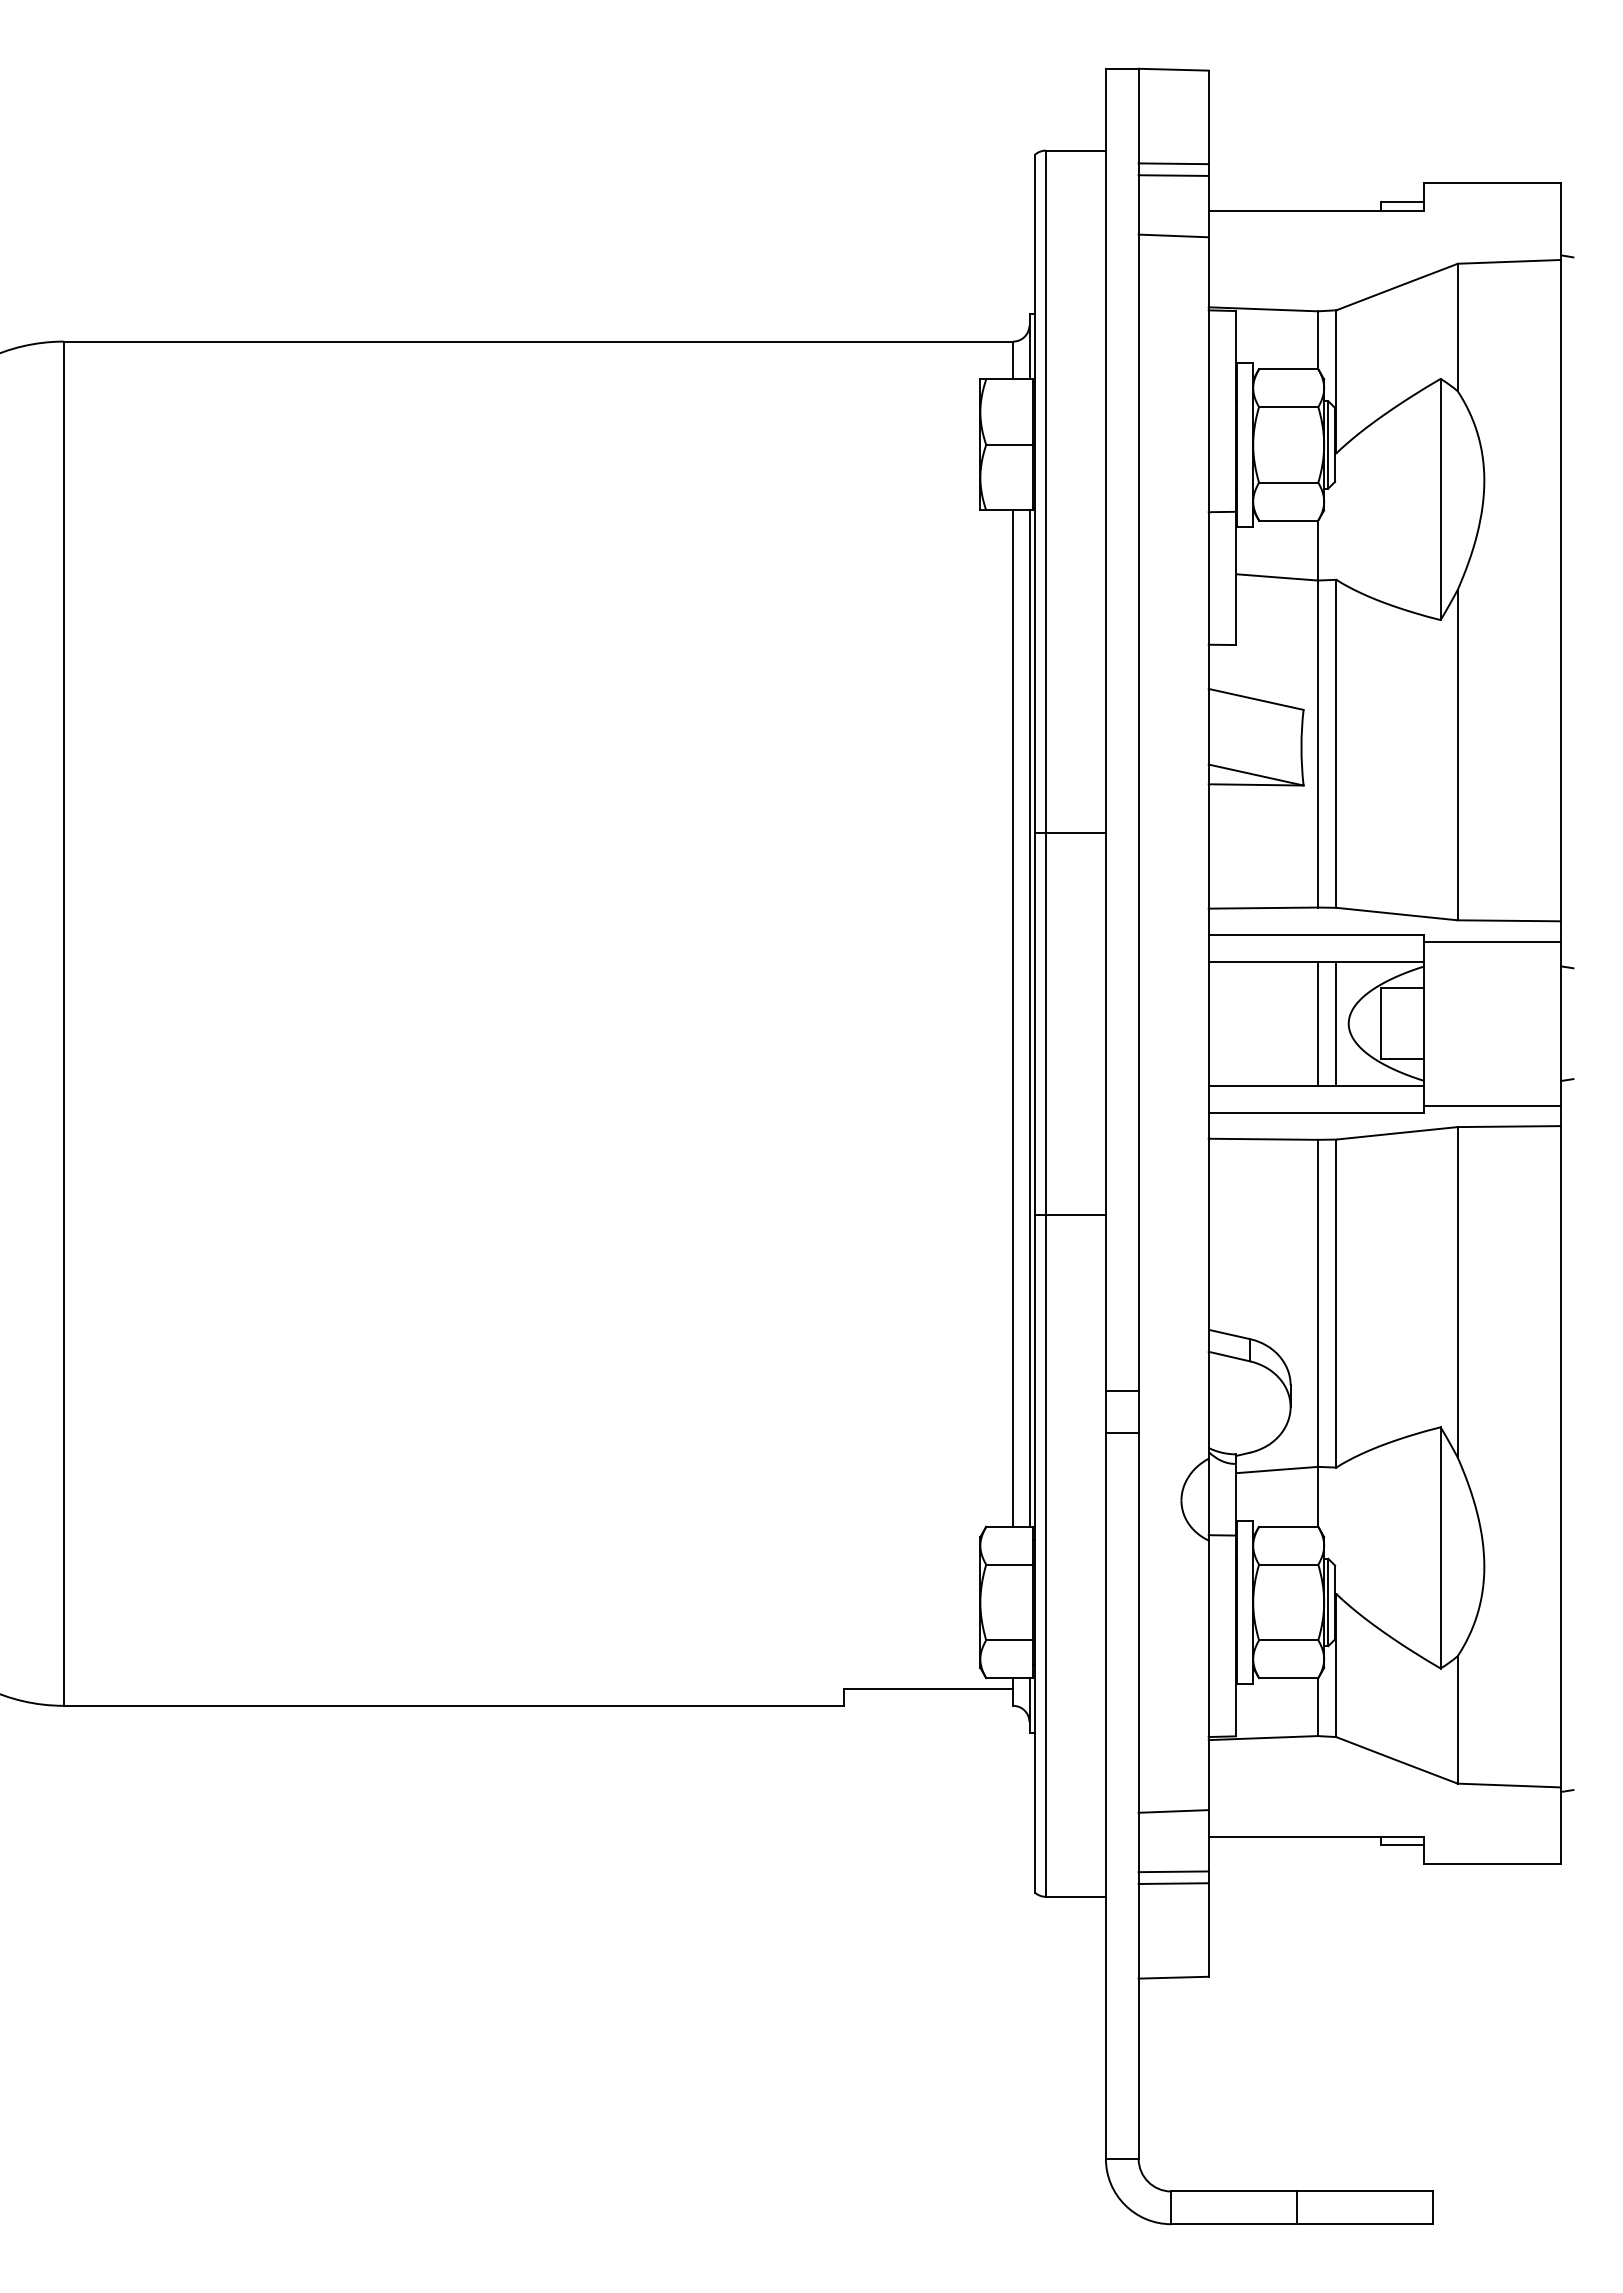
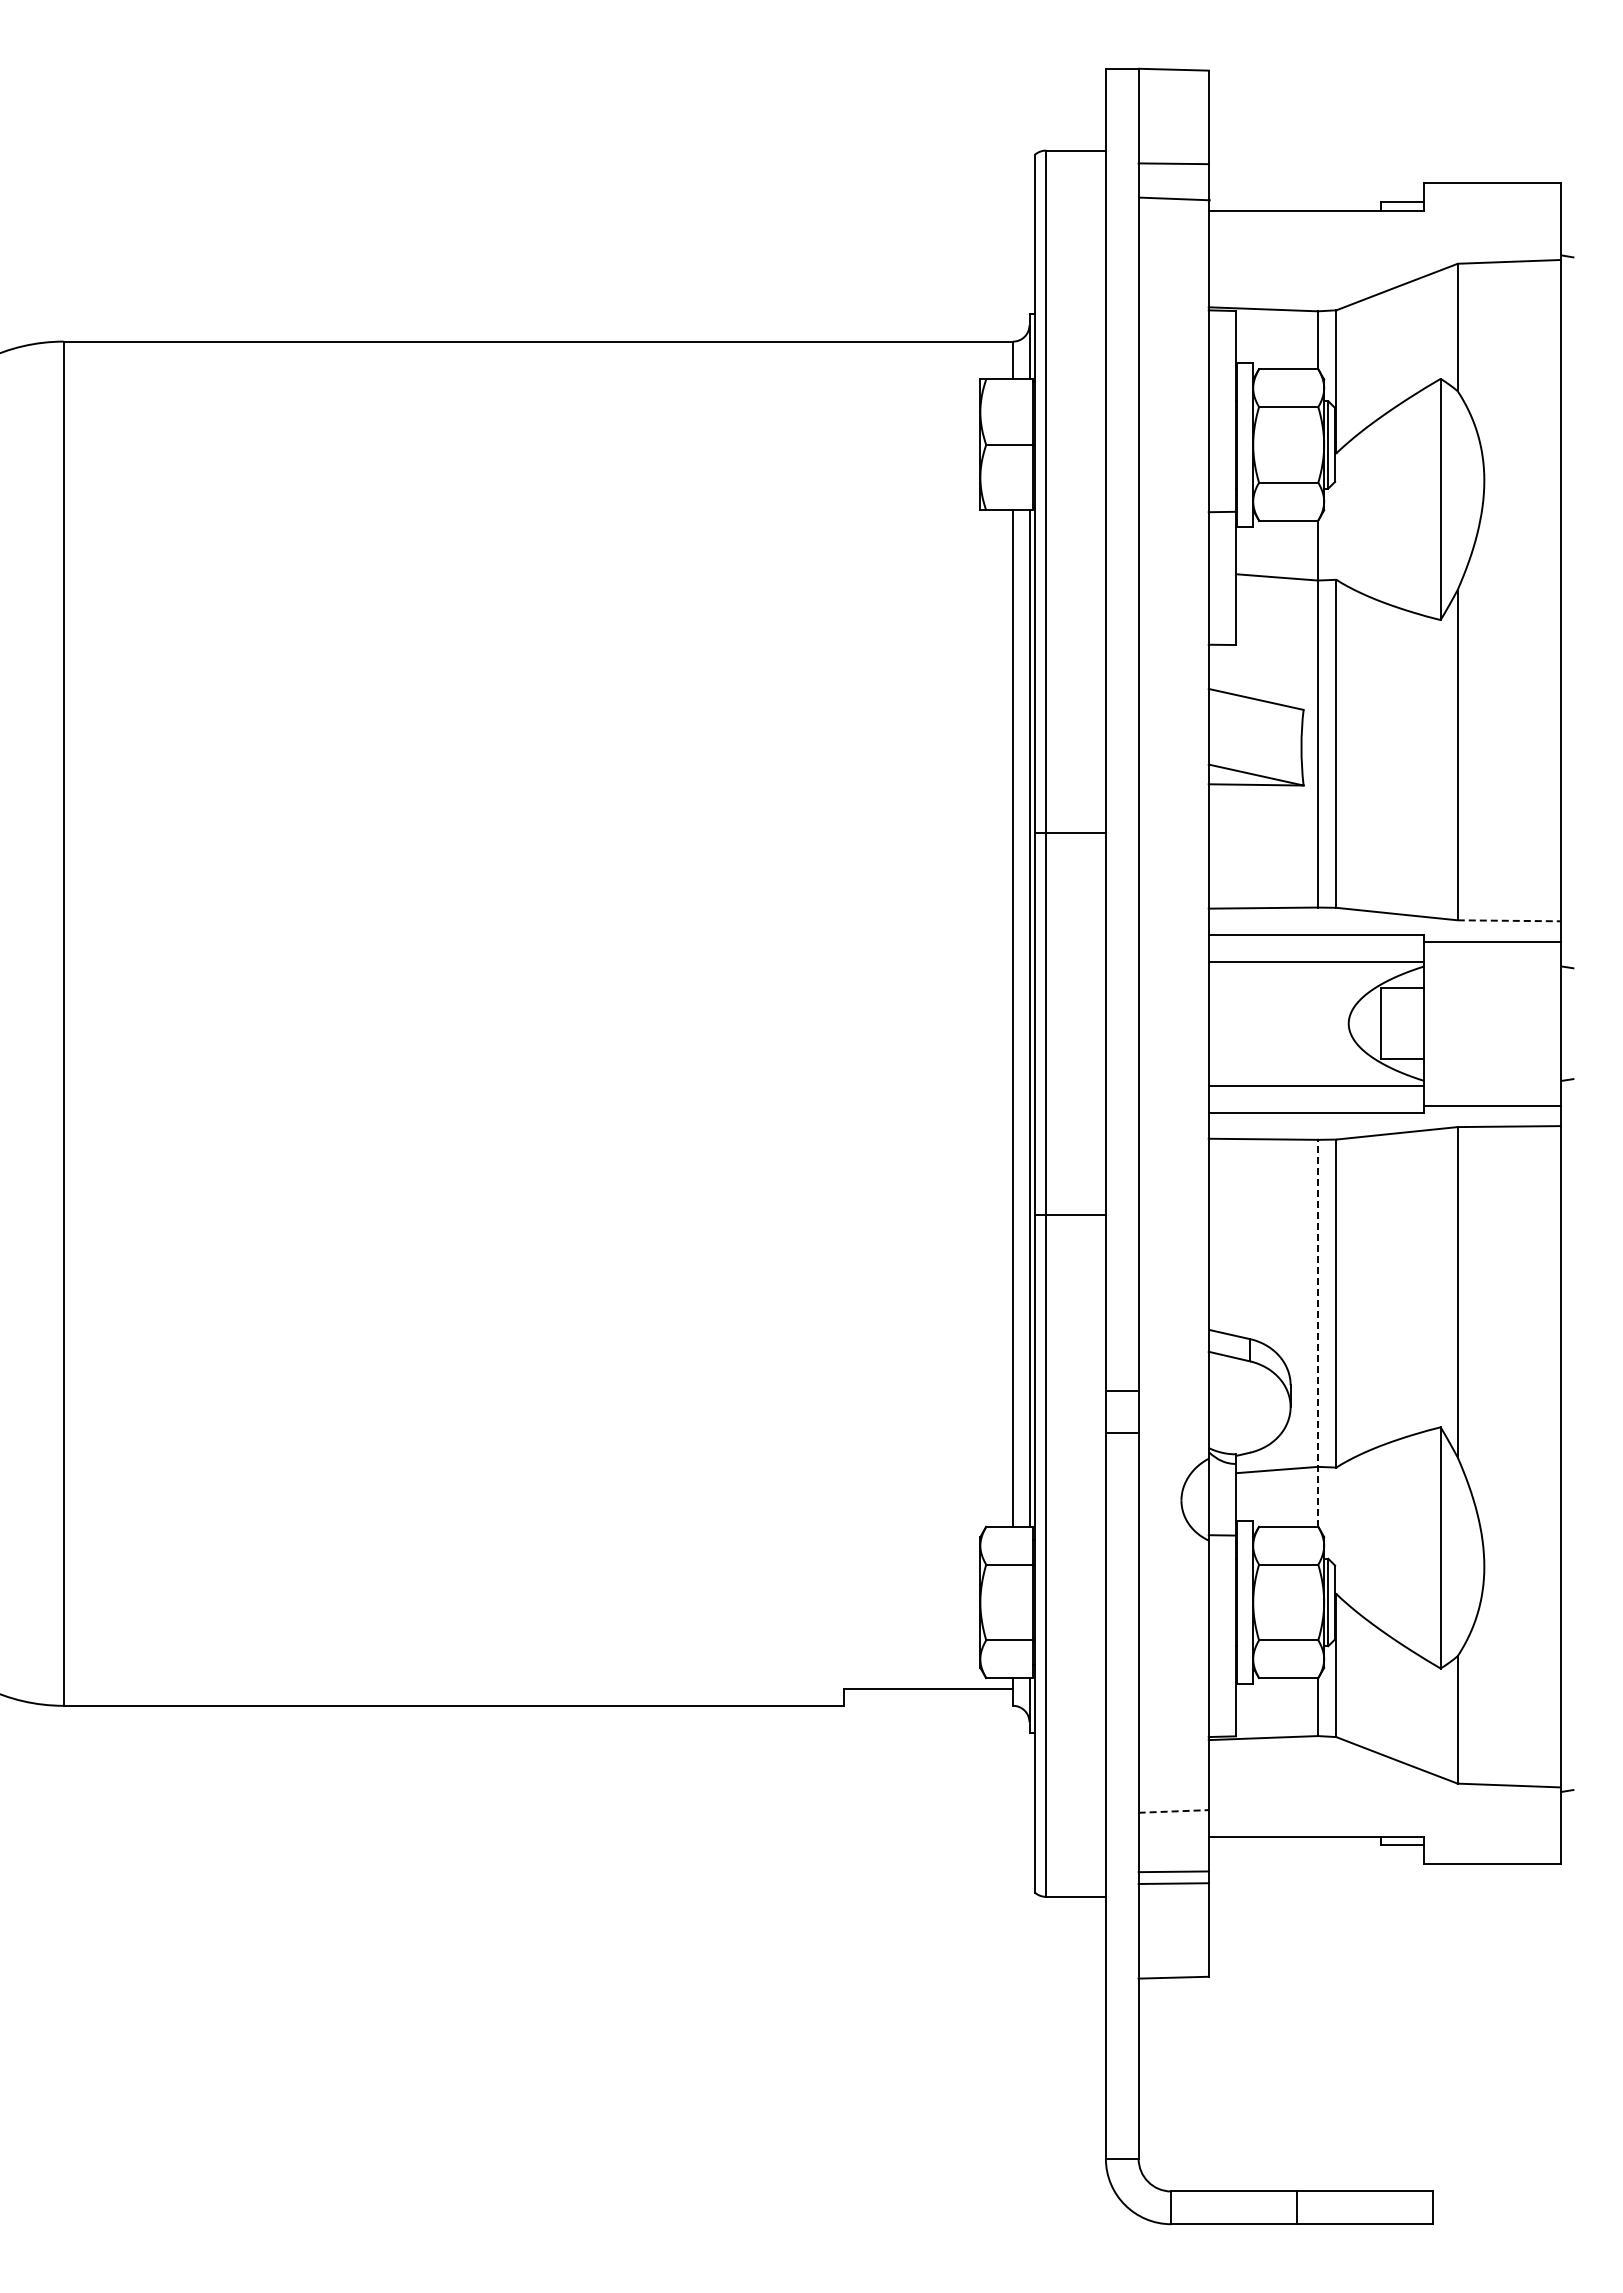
line: present -> none (1173, 175)
line position: (1173, 235) -> (1174, 198) (1174, 198)
line: solid -> dashed (1509, 920)
line: present -> none (1317, 1023)
line: present -> none (1336, 1023)
line: solid -> dashed (1317, 1332)
line: solid -> dashed (1174, 1811)
